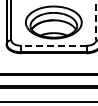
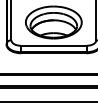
line: dashed -> solid (96, 20)
line: dashed -> solid (53, 45)
